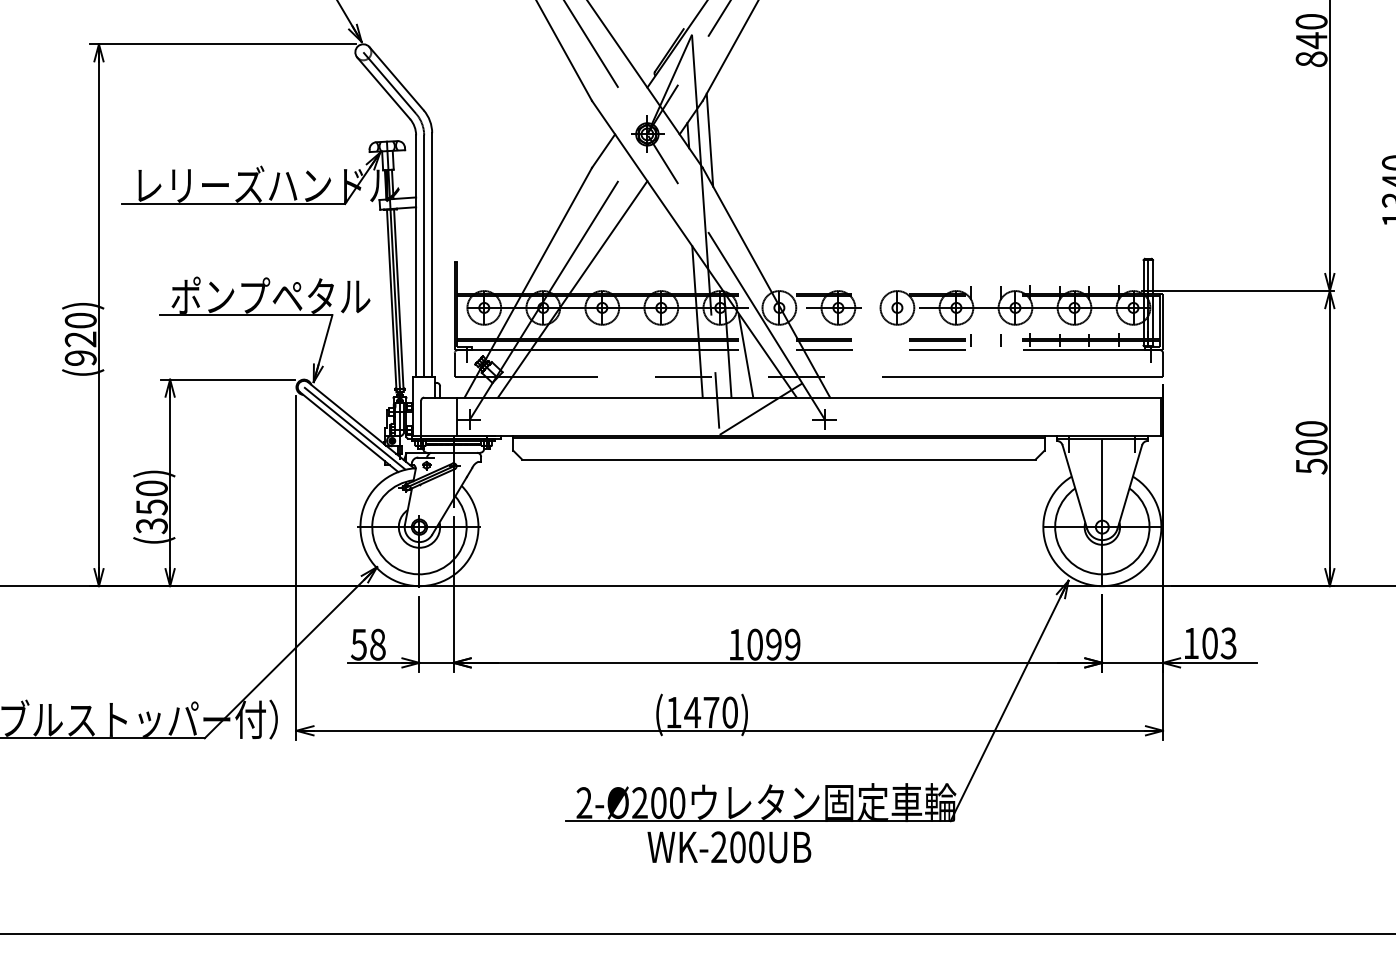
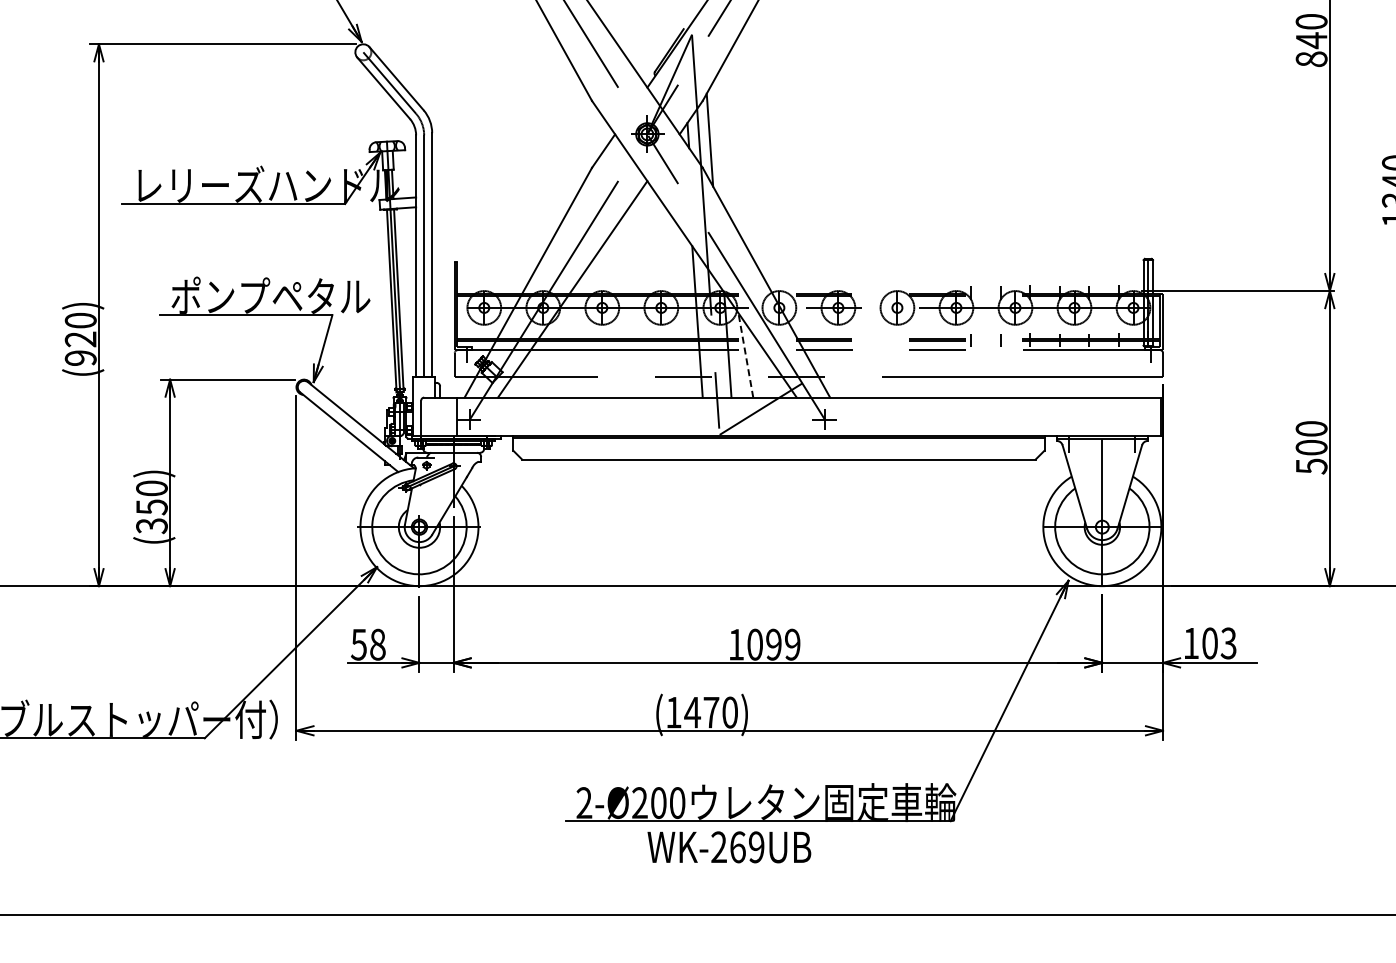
line: solid -> dashed (746, 356)
line: present -> none (354, 428)
text: WK-200UB -> WK-269UB (747, 847)
line position: (697, 933) -> (697, 914) (697, 914)
